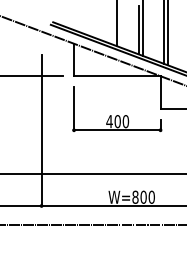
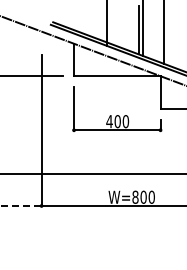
line position: (117, 24) -> (107, 24) (107, 24)
line: present -> none (167, 33)
line: solid -> dashed (21, 205)
line: present -> none (92, 224)
